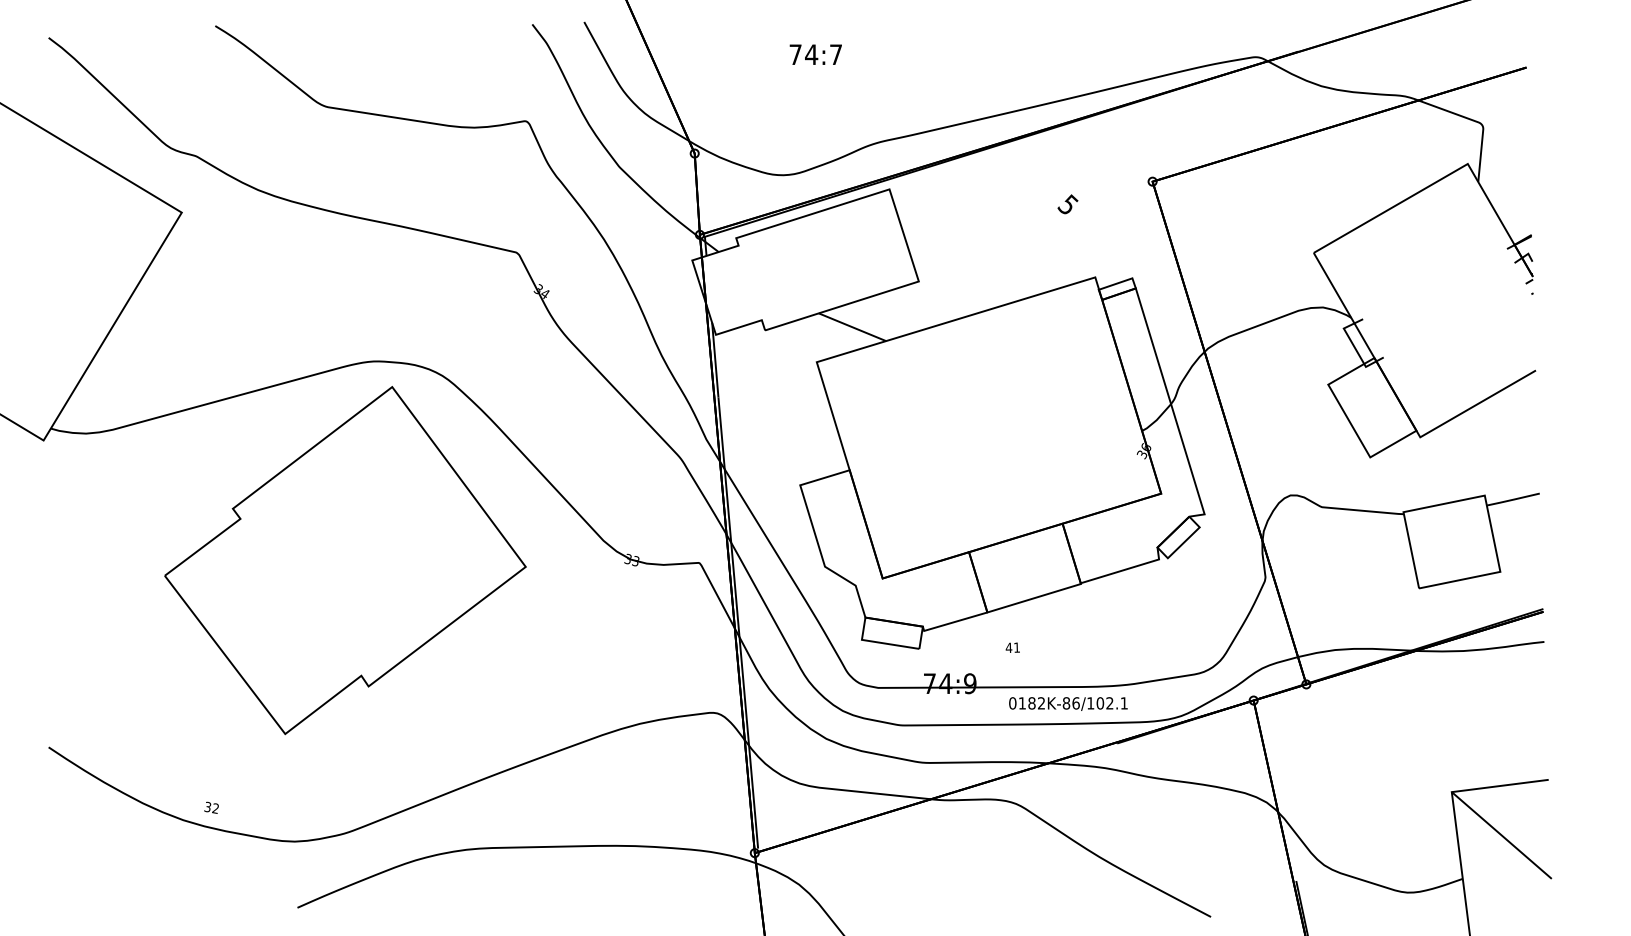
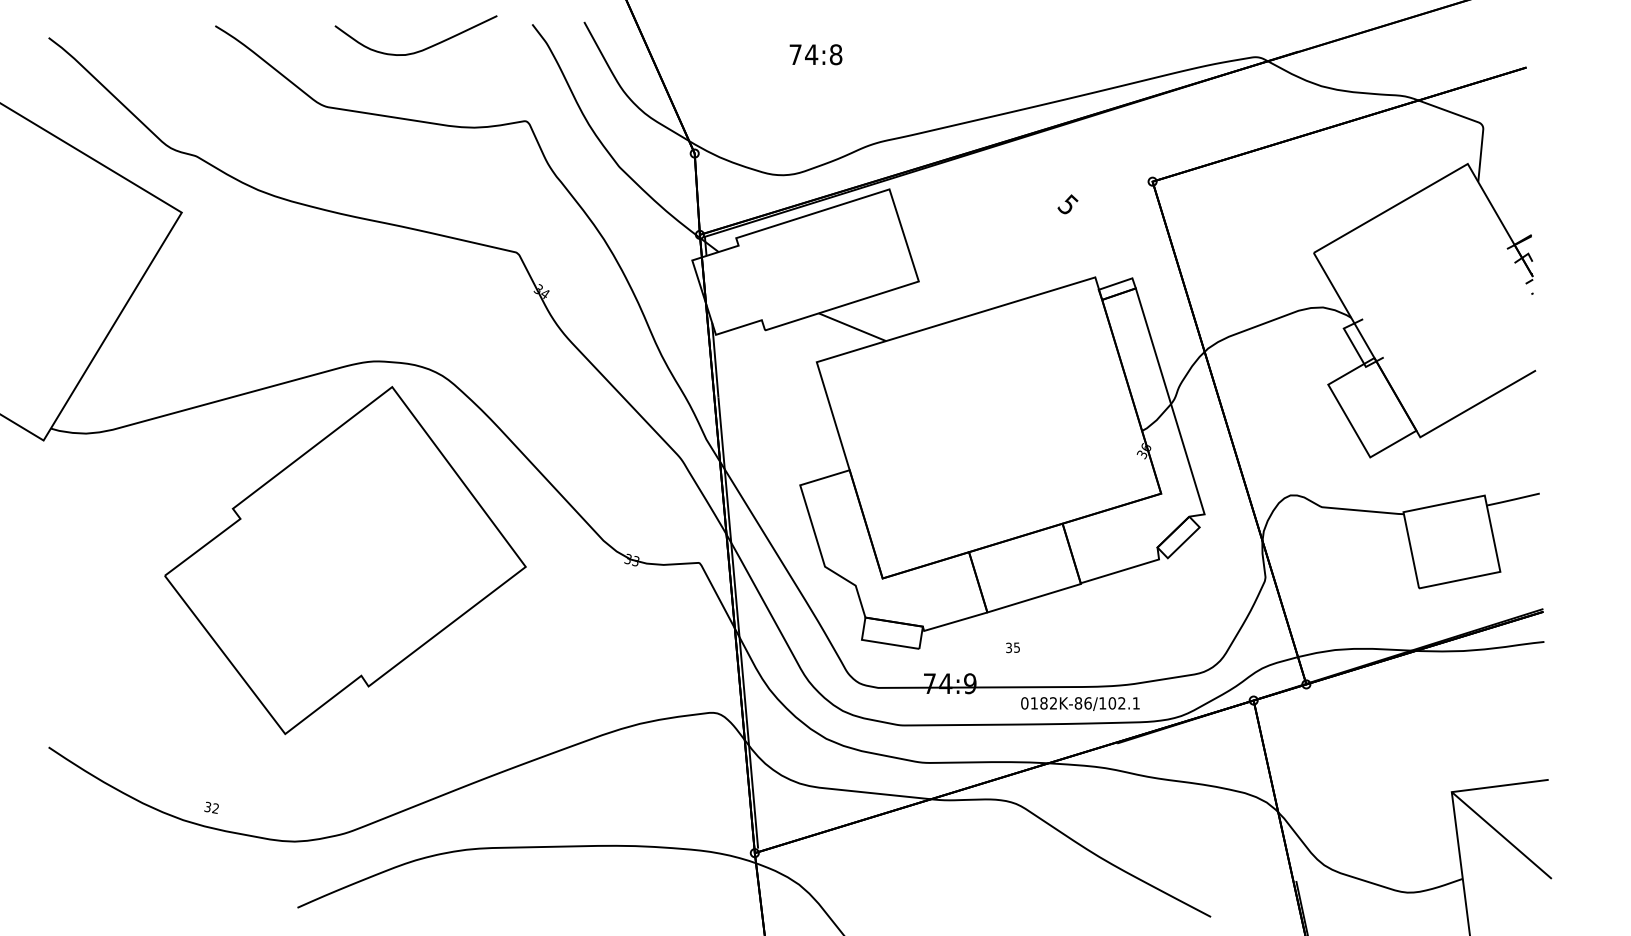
curve: none -> present (421, 49)
text: 74:7 -> 74:8 (835, 54)
text: 41 -> 35 (1012, 647)
text position: (1068, 703) -> (1080, 703) (1080, 703)
